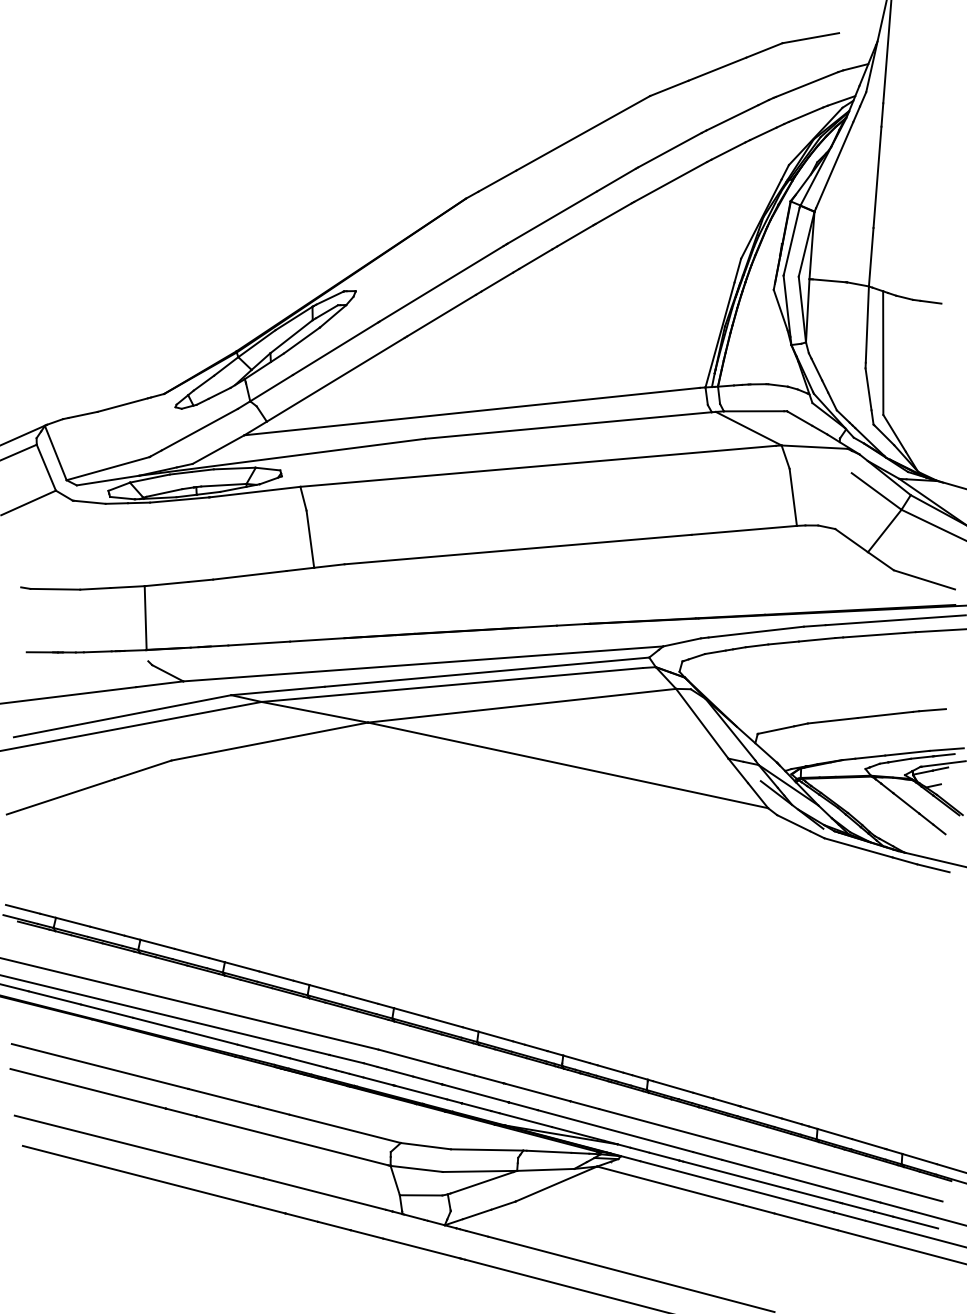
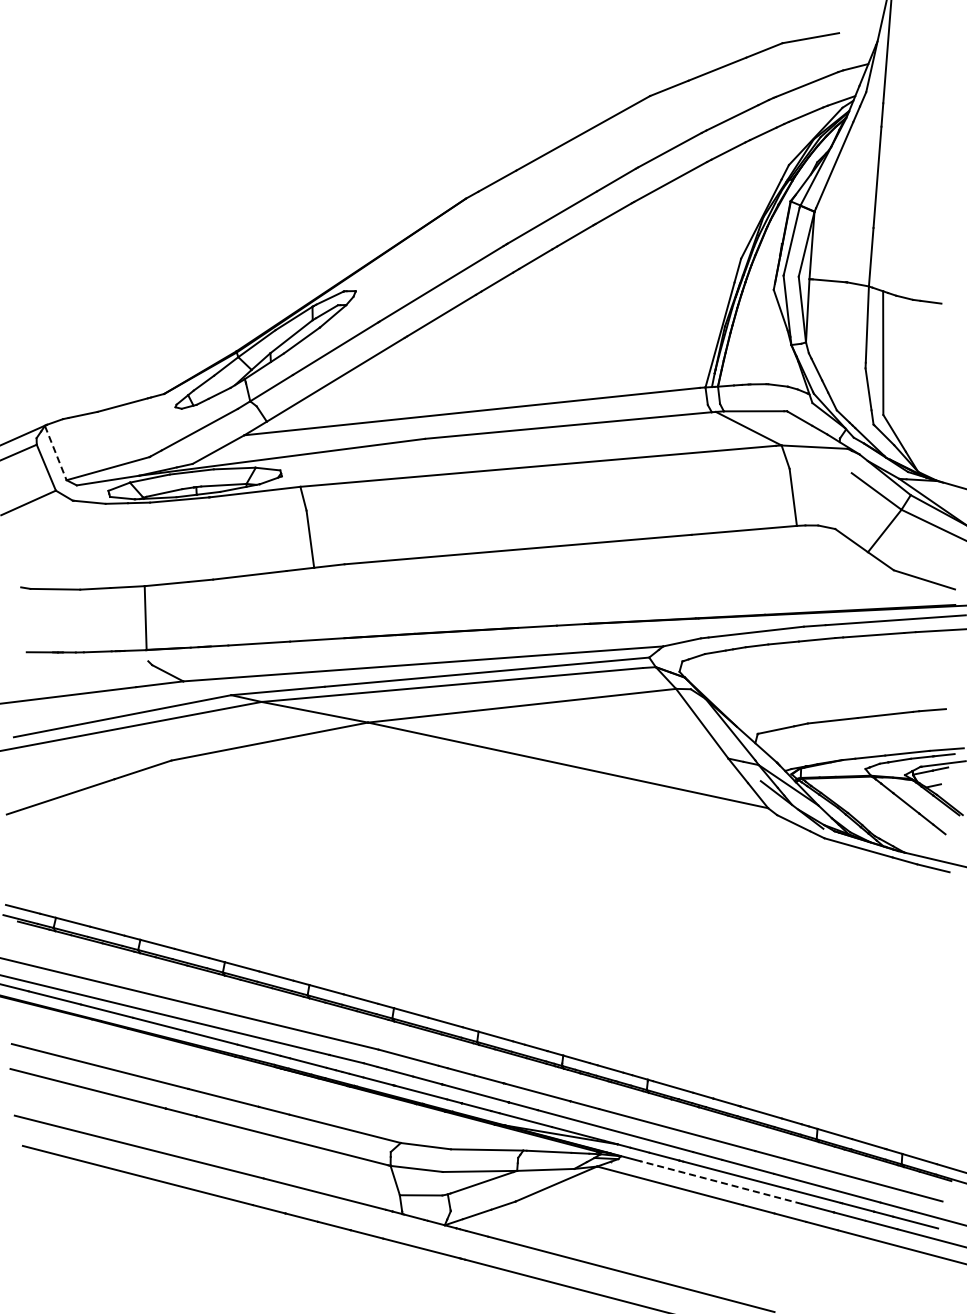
line: solid -> dashed (55, 453)
line: solid -> dashed (721, 1182)
